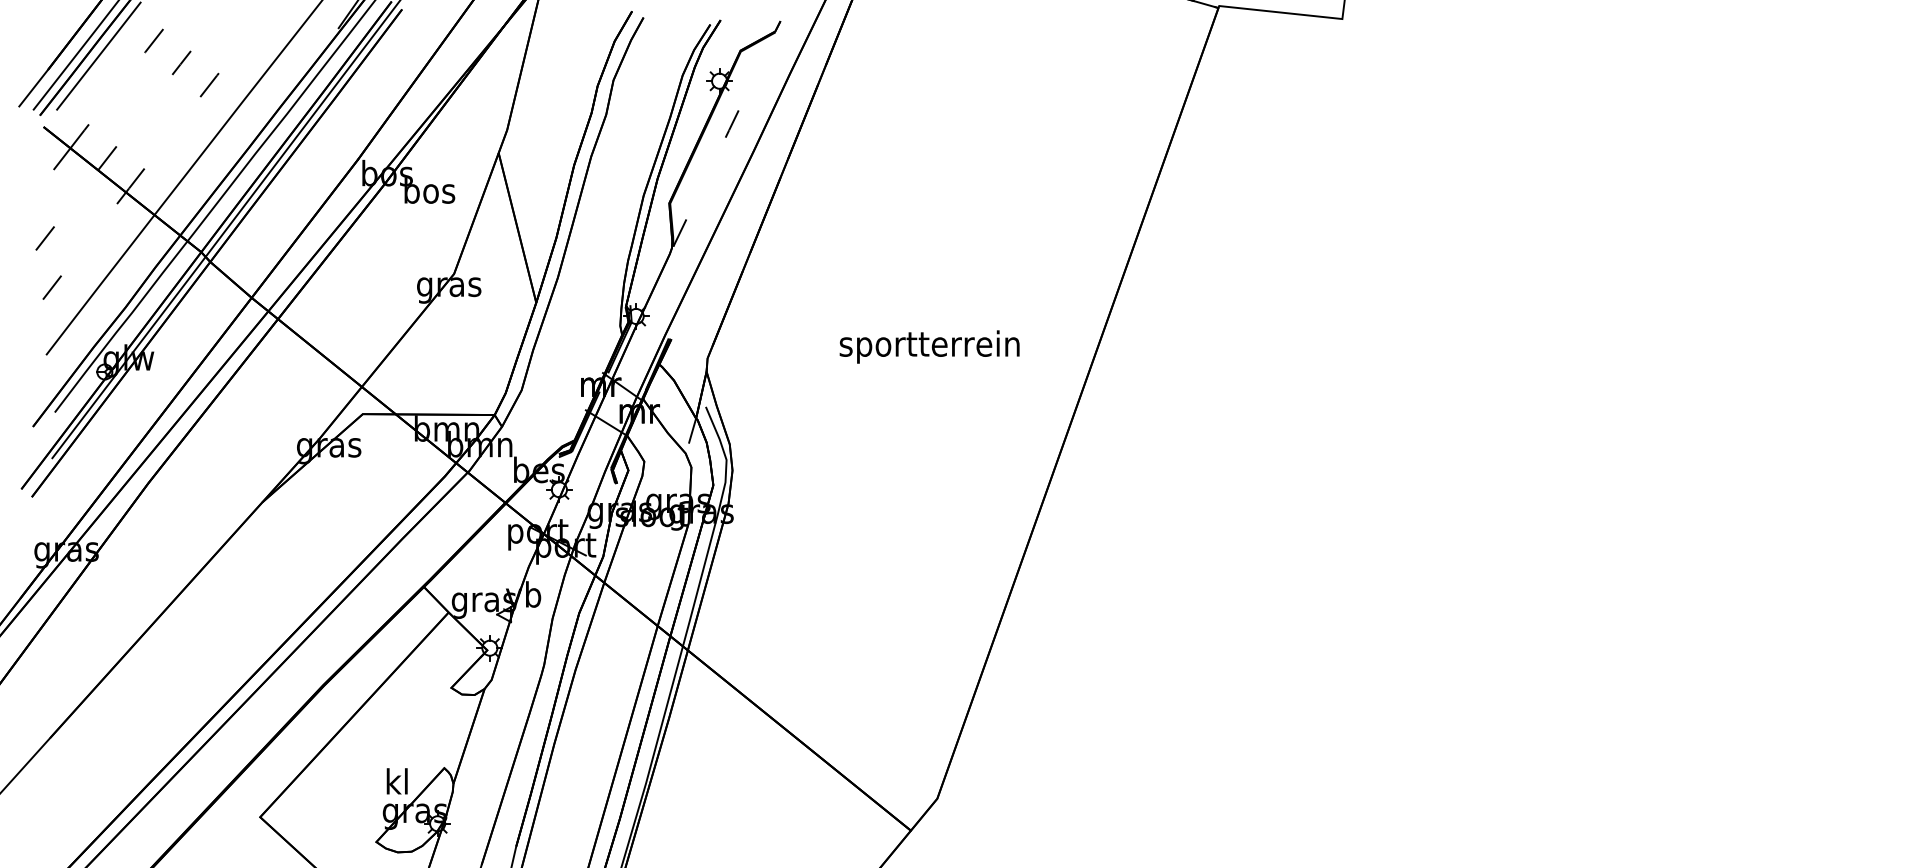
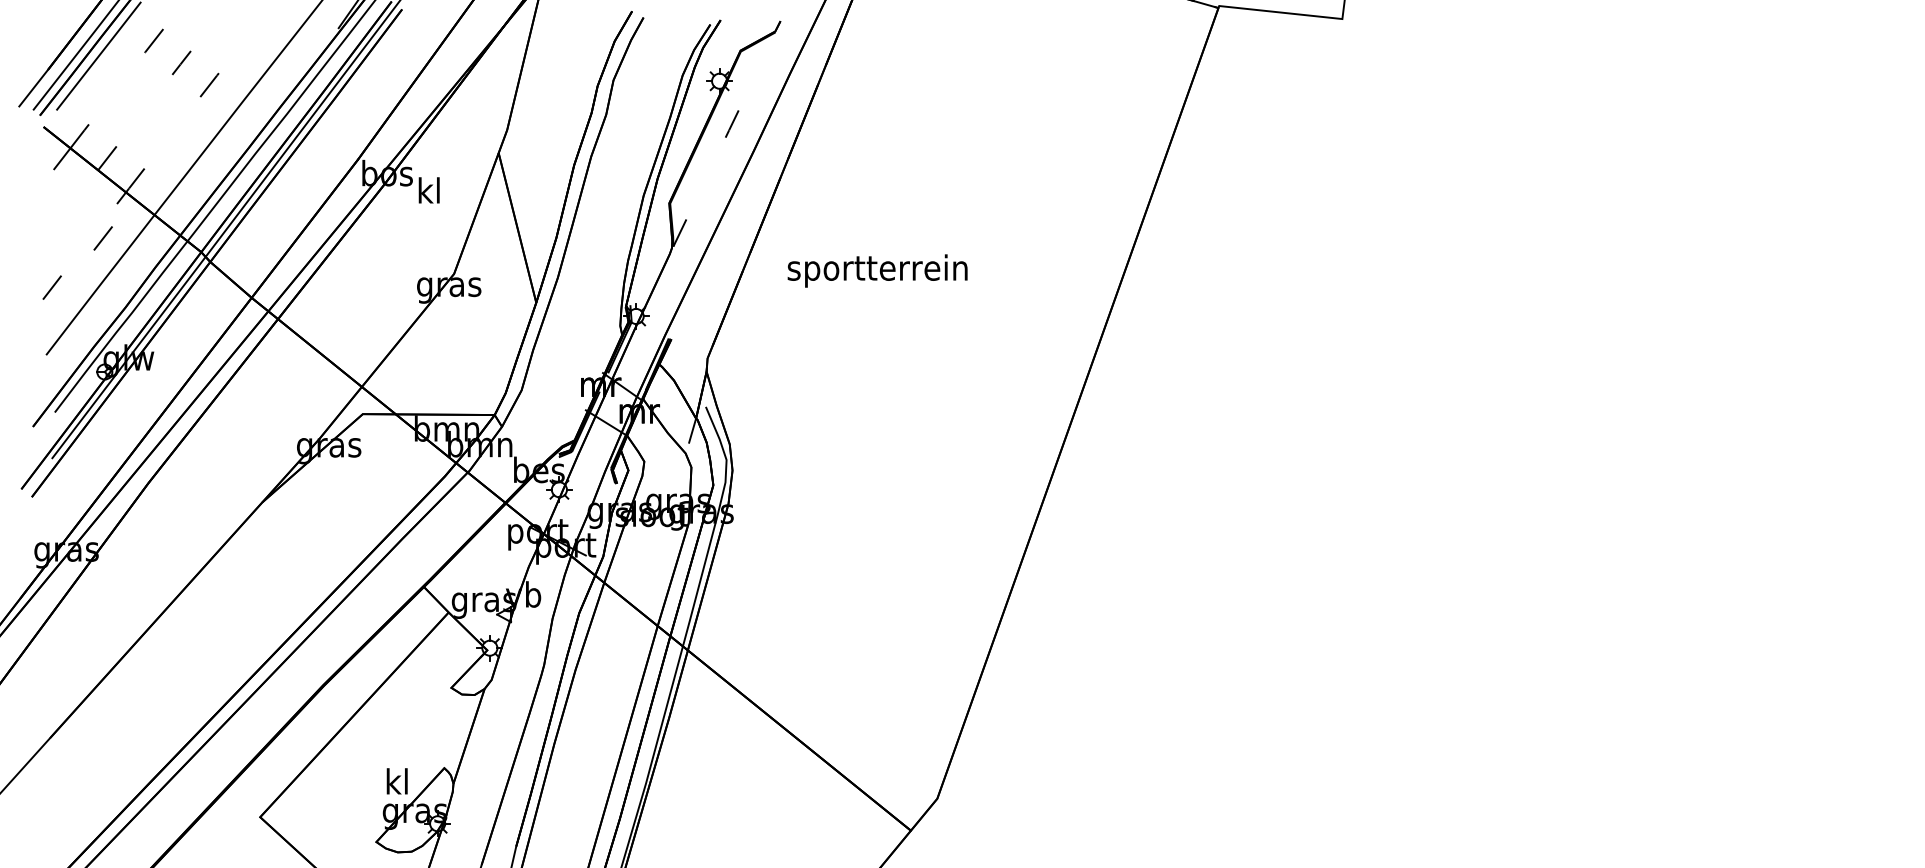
text: bos -> kl (429, 190)
line position: (44, 238) -> (102, 238) (102, 238)
text position: (929, 346) -> (877, 270) (877, 270)
